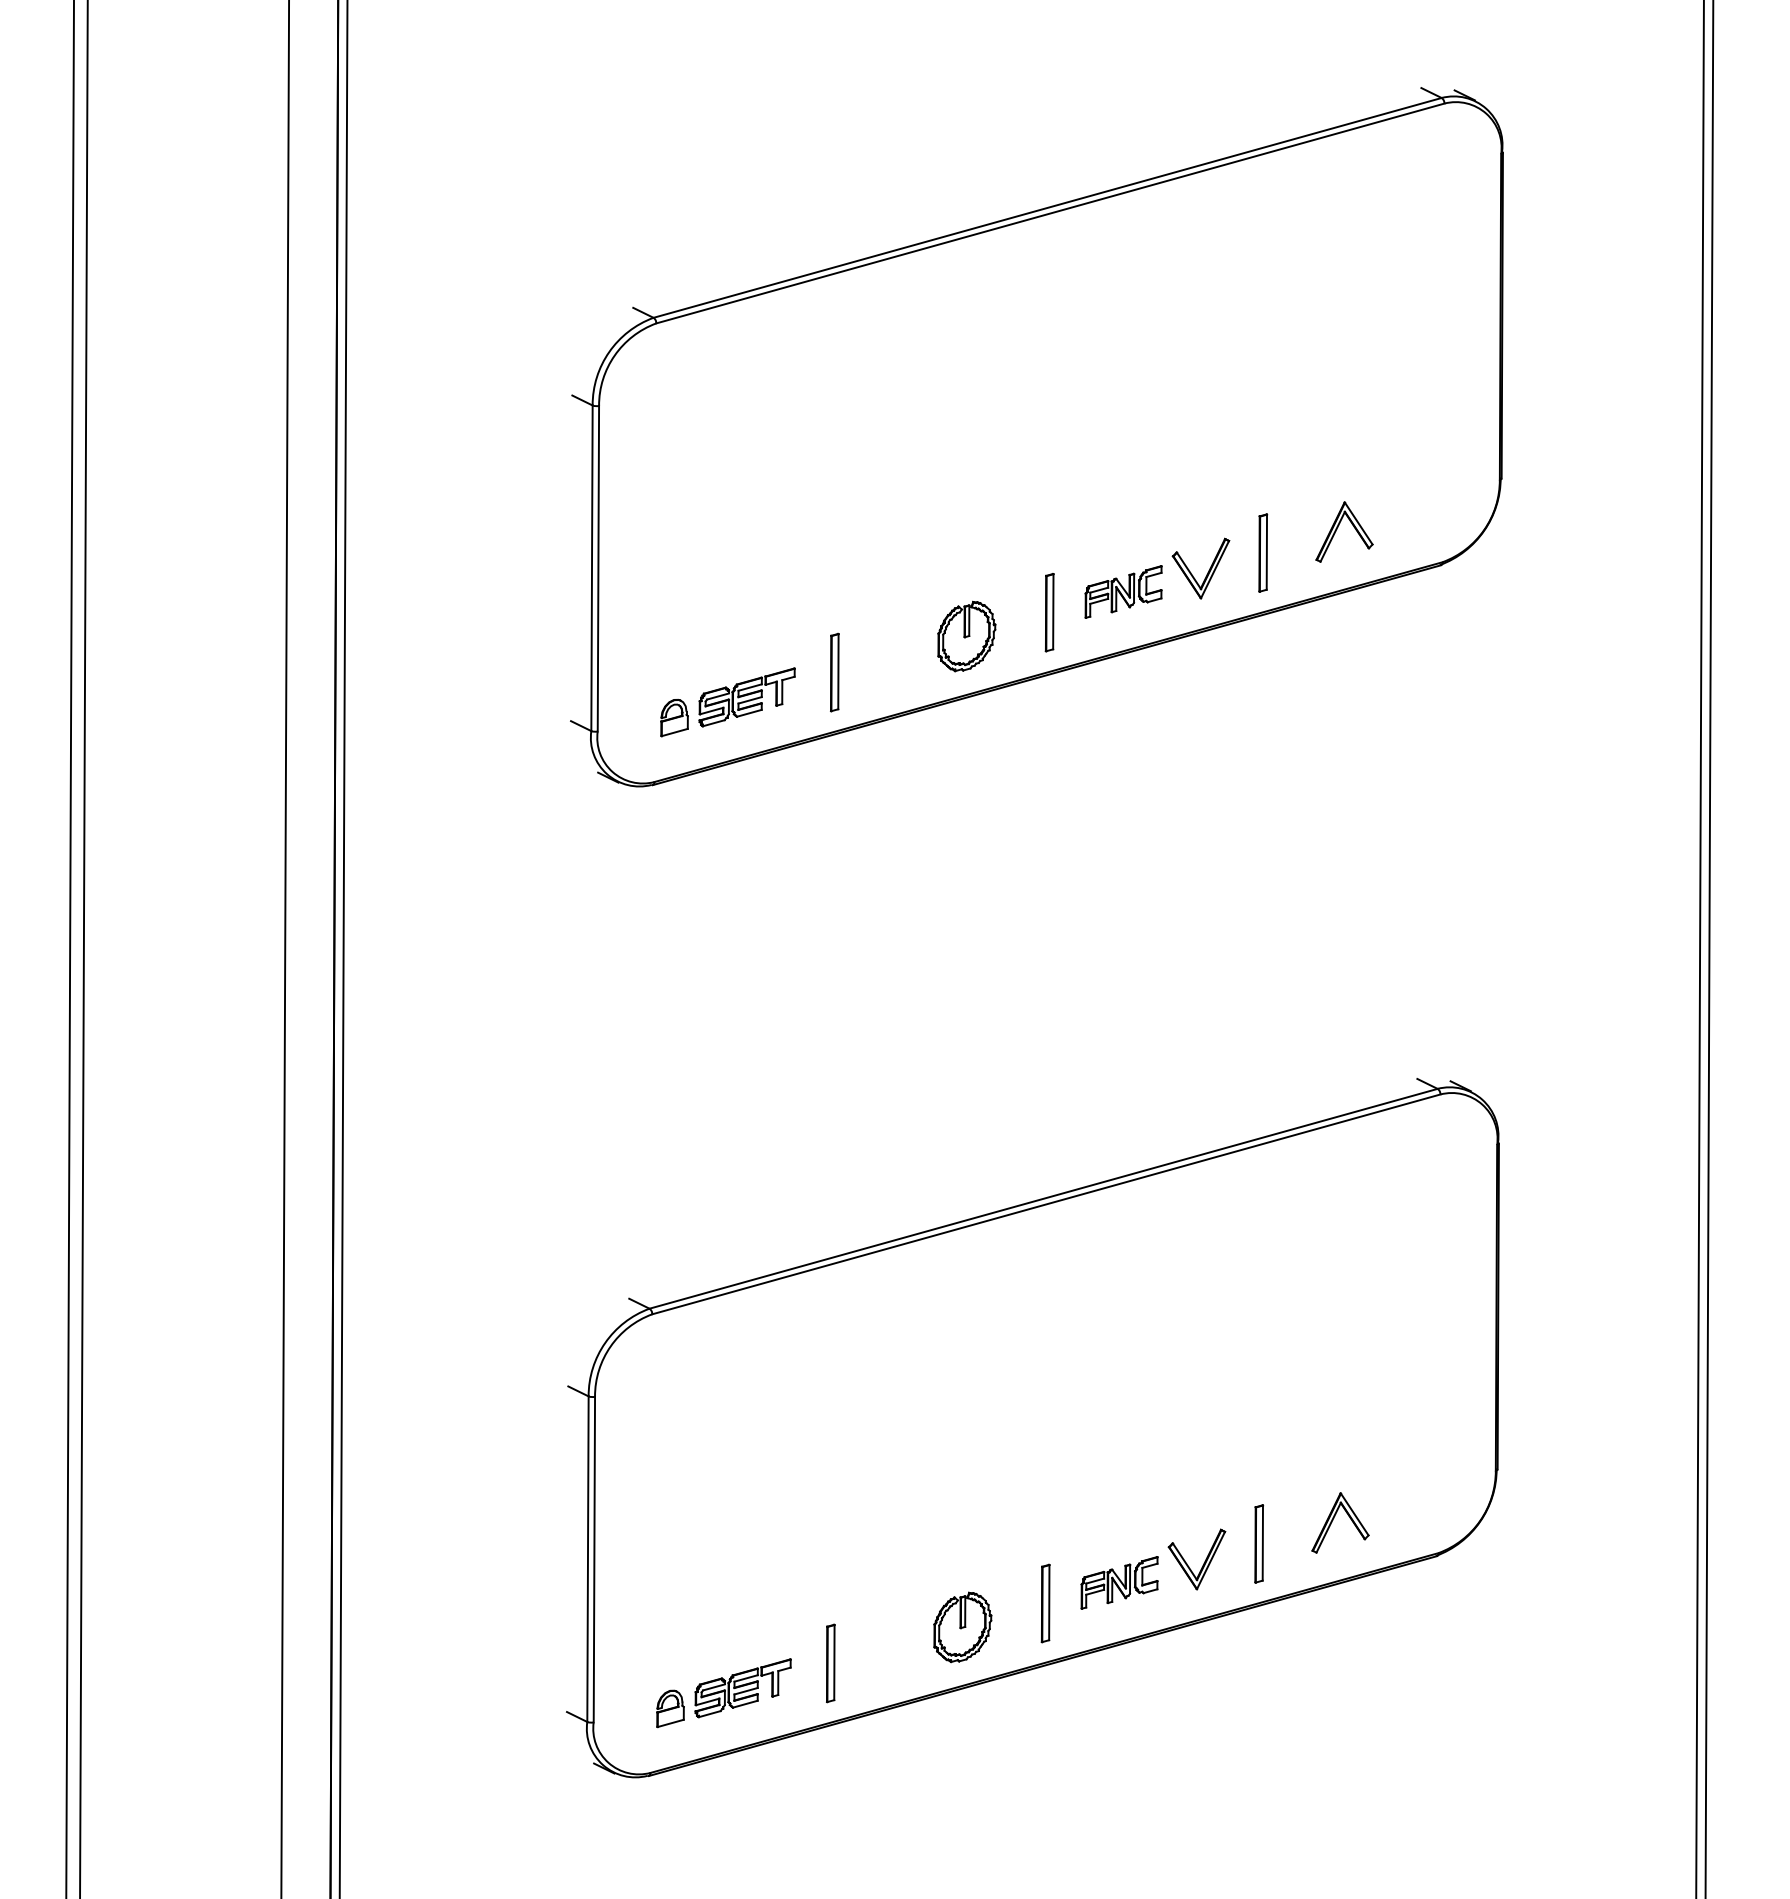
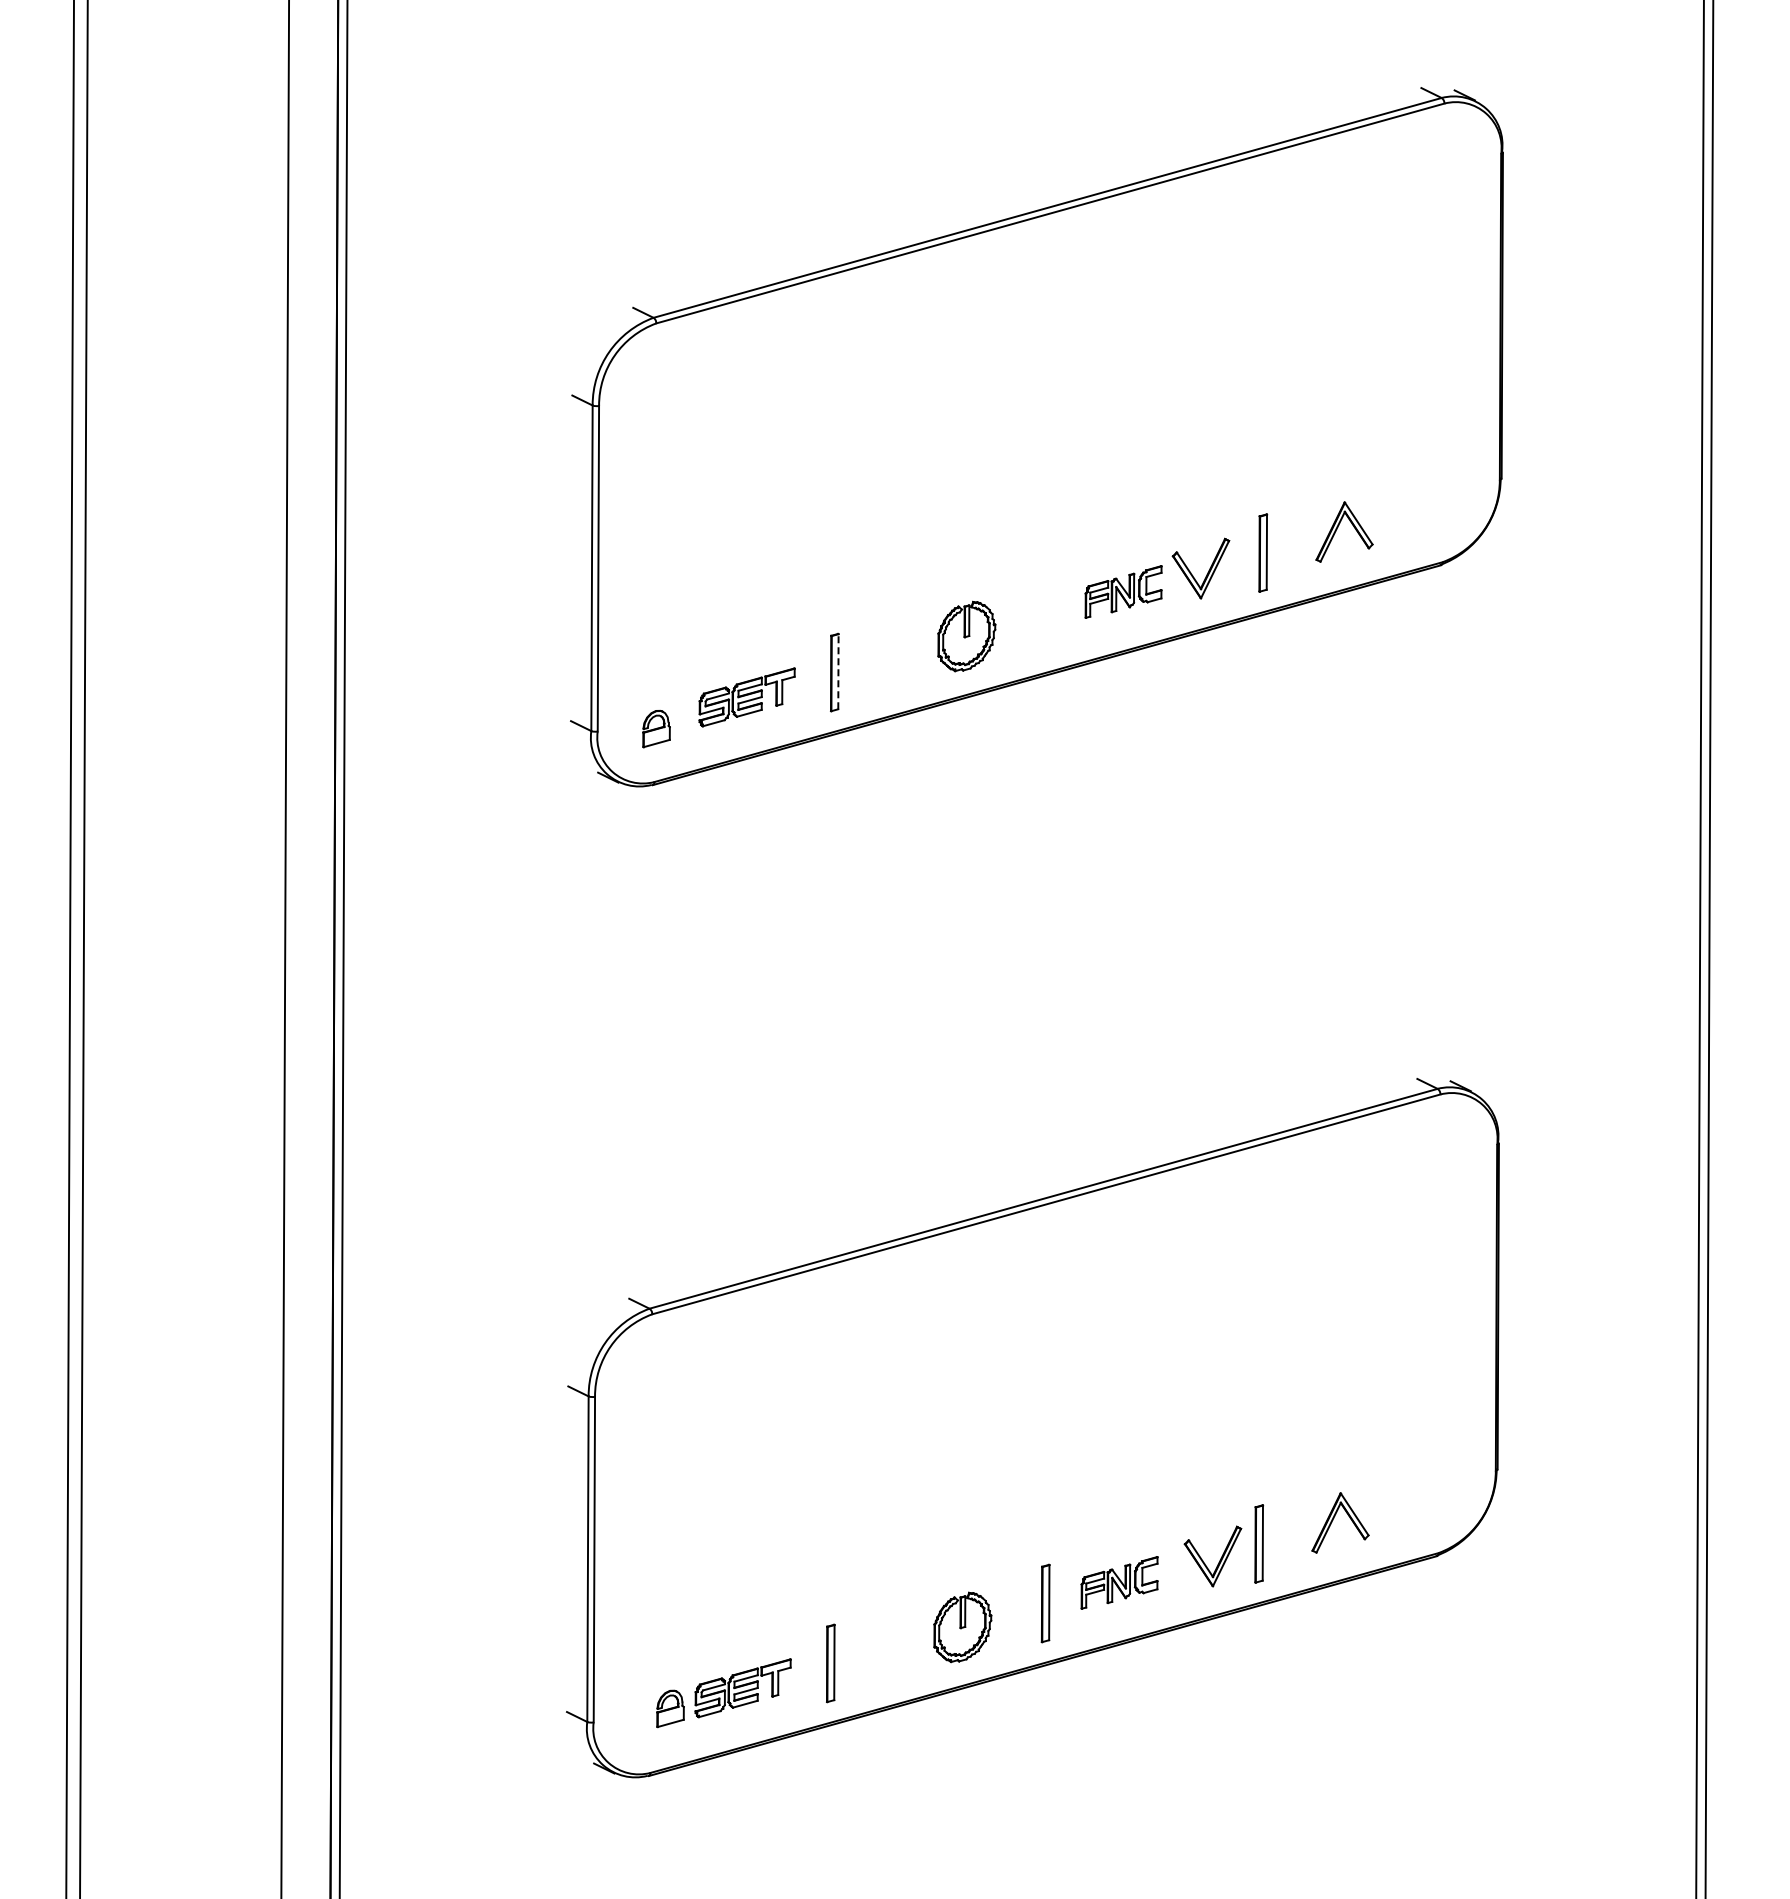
part: present -> none (1049, 612)
line: solid -> dashed (838, 671)
part position: (674, 718) -> (656, 729) (656, 729)
part position: (1203, 1563) -> (1219, 1560) (1219, 1560)
